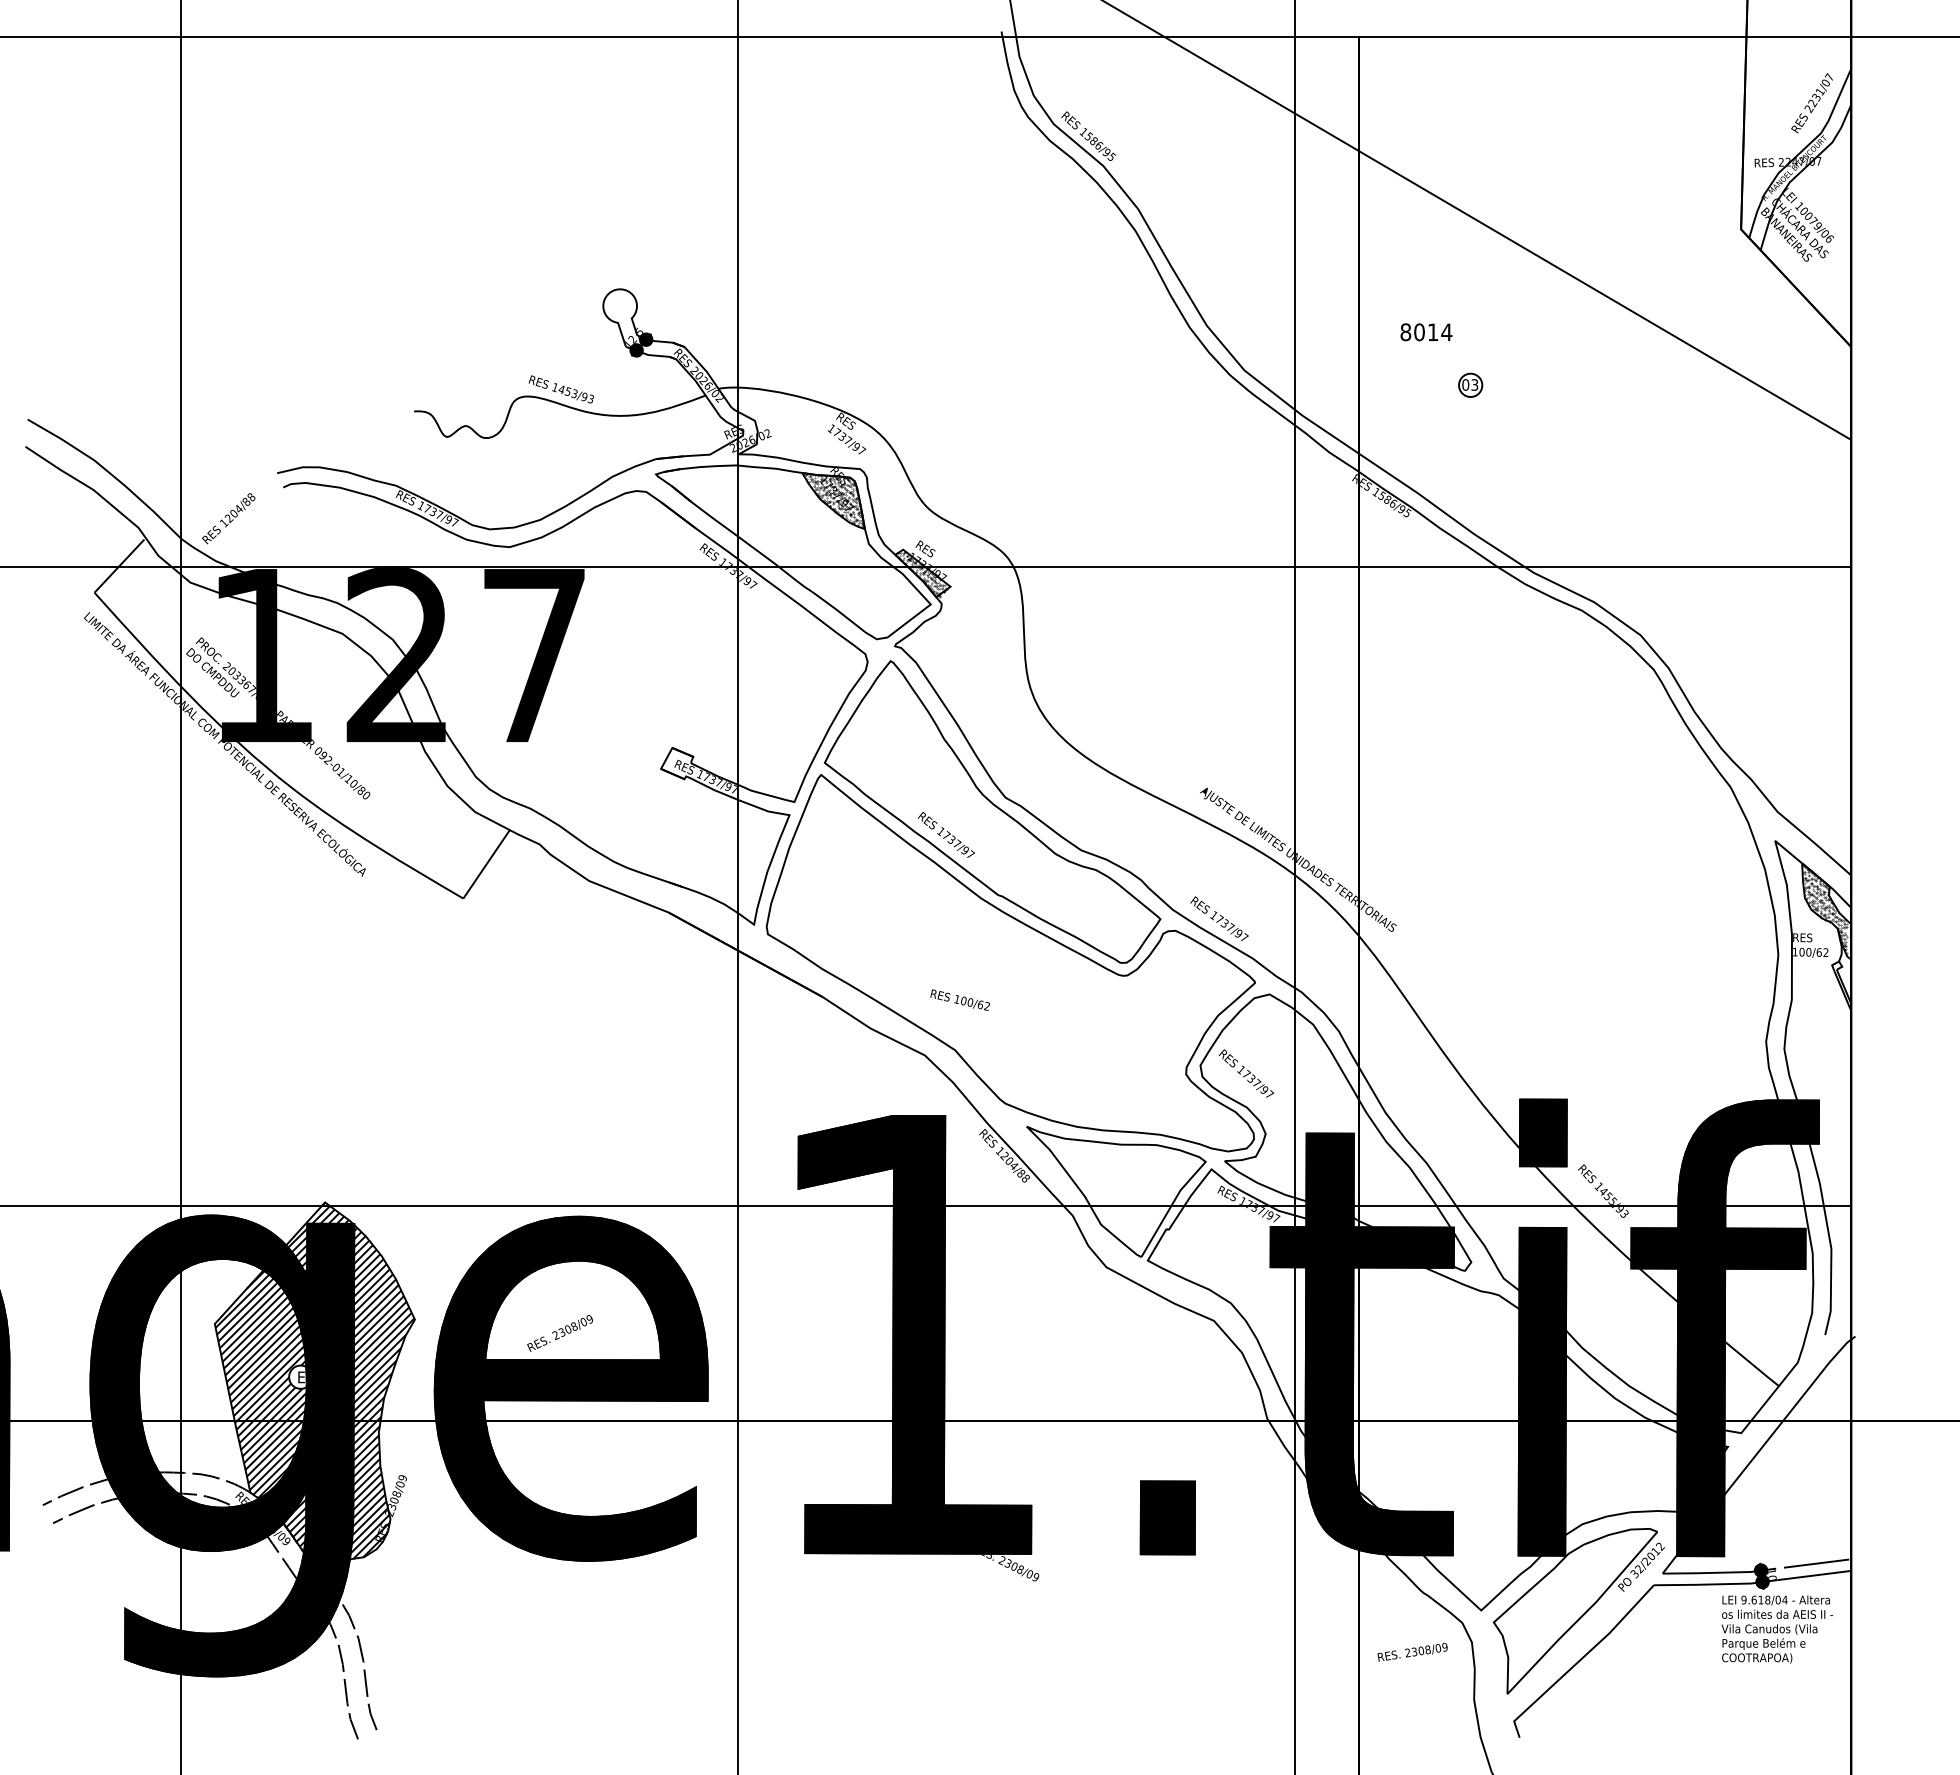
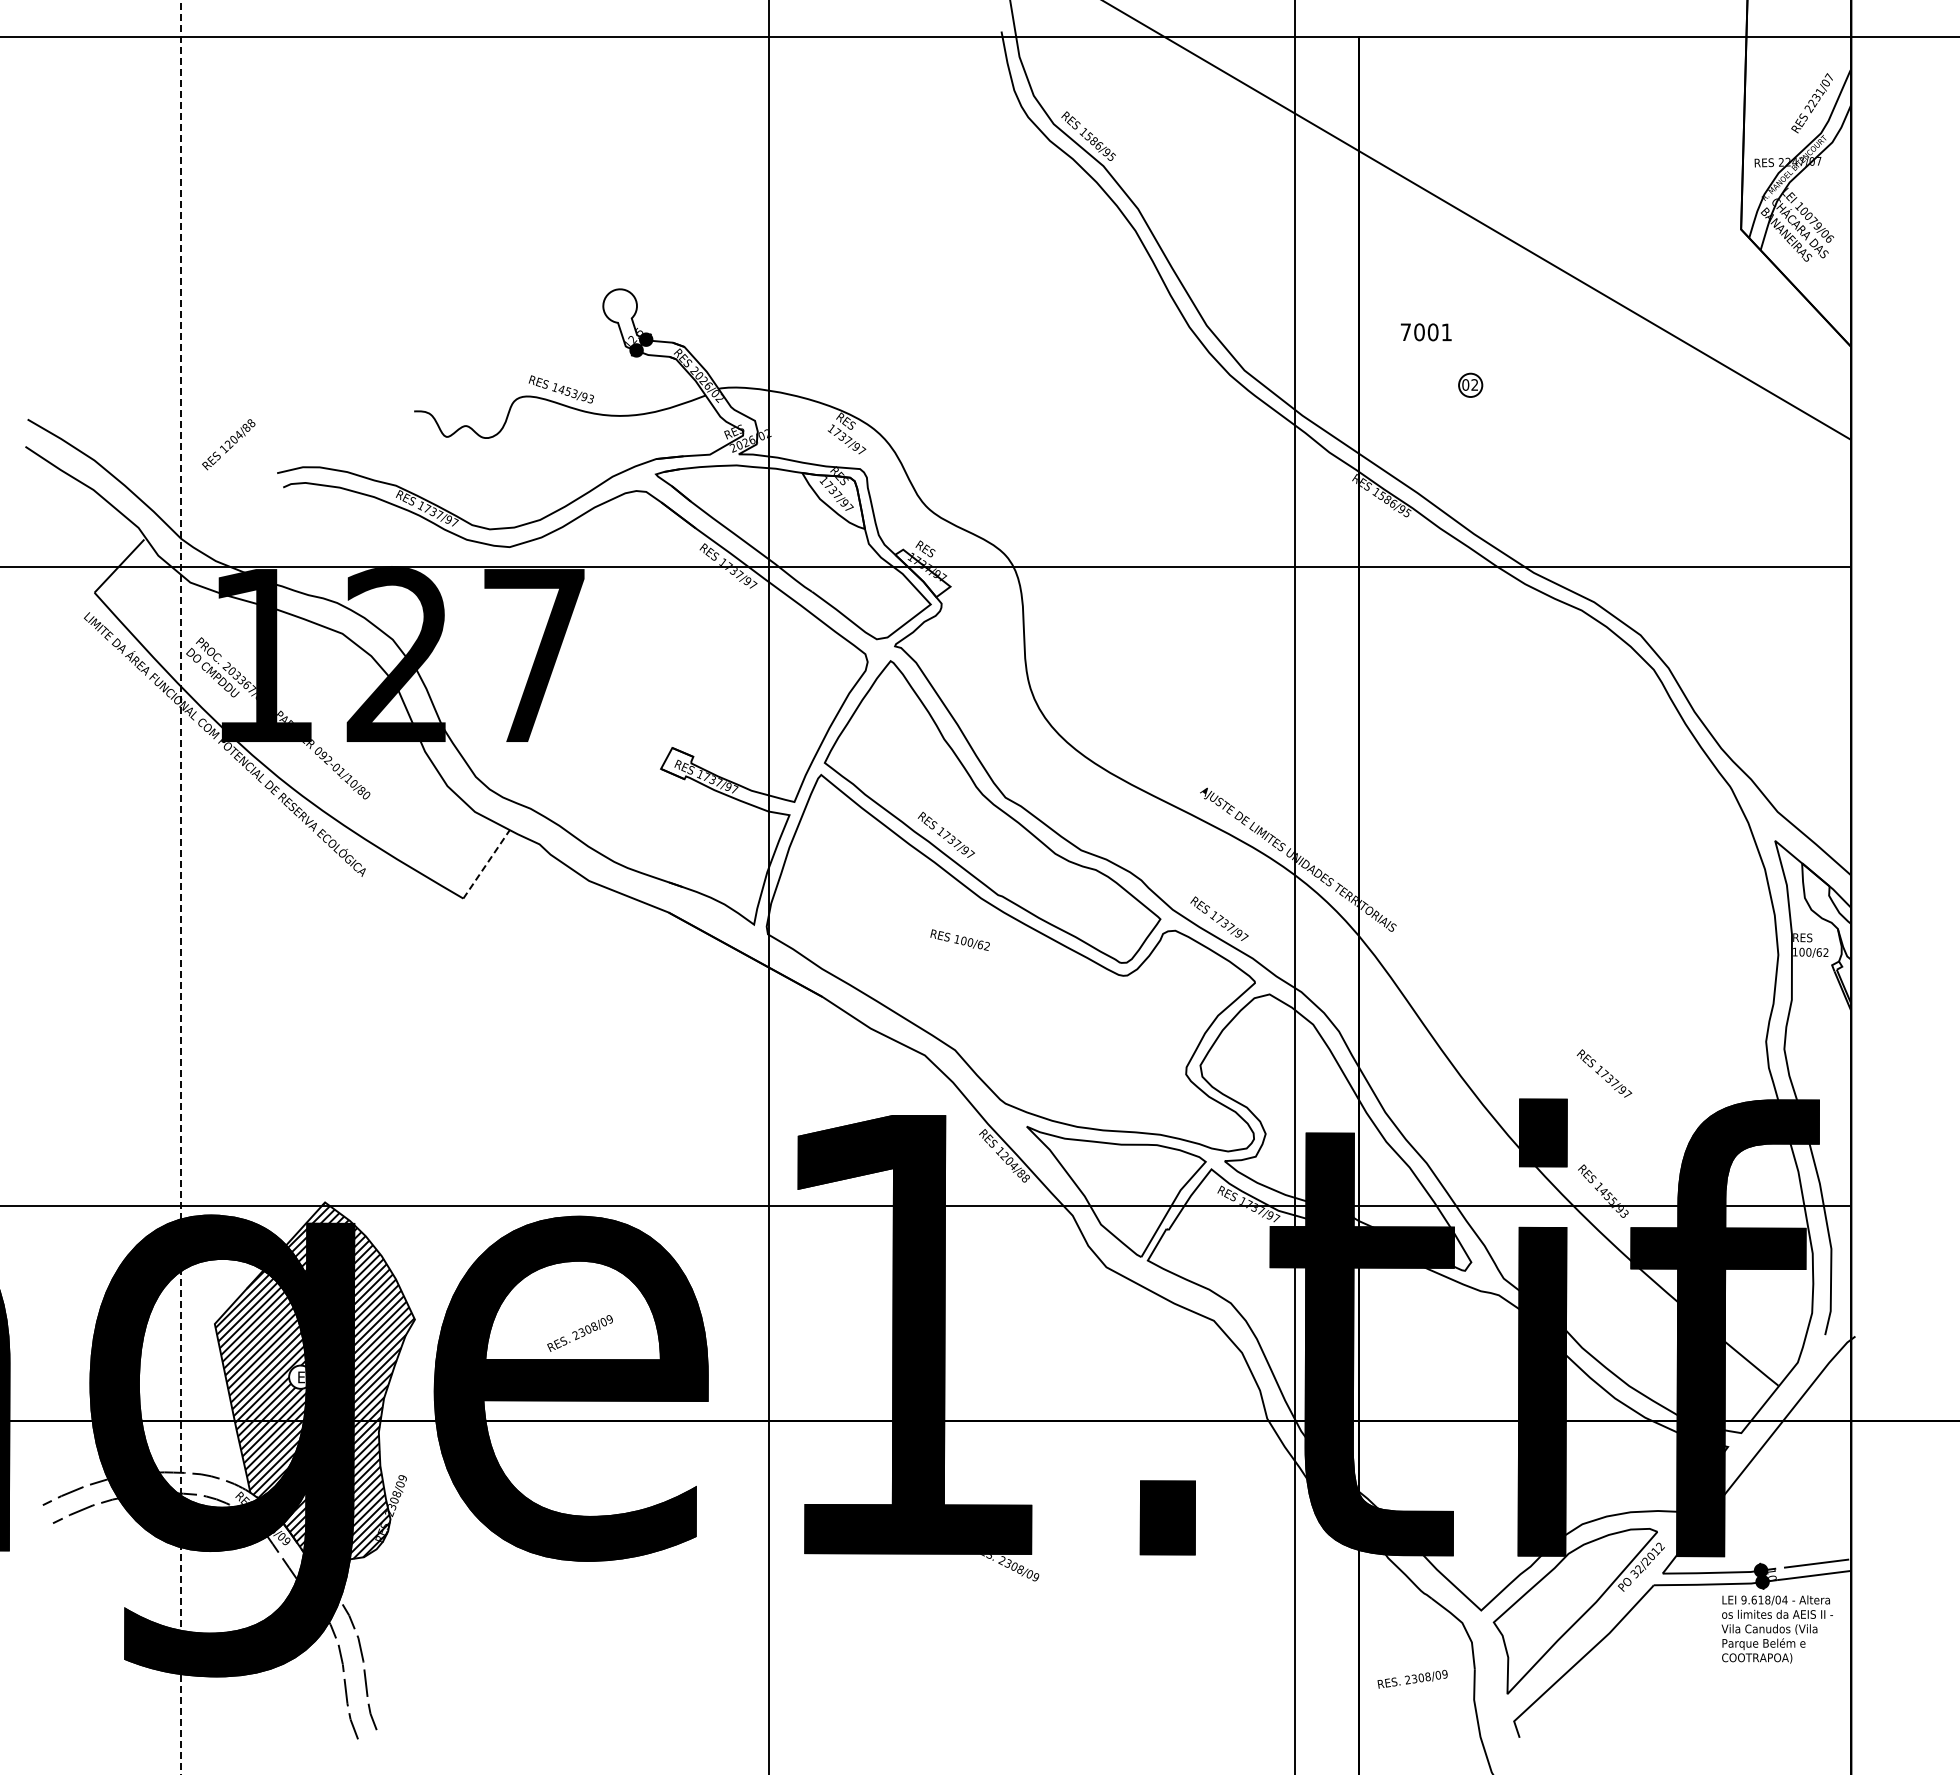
text: 8014 -> 7001 (1426, 332)
text: 03 -> 02 (1474, 384)
hatch: present -> none (834, 500)
text position: (228, 518) -> (228, 444) (228, 444)
hatch: present -> none (922, 574)
line: solid -> dashed (486, 863)
line position: (737, 886) -> (768, 886) (768, 886)
line: solid -> dashed (181, 887)
hatch: present -> none (1824, 908)
text position: (959, 999) -> (959, 939) (959, 939)
text position: (1246, 1073) -> (1604, 1073) (1604, 1073)
text position: (559, 1333) -> (579, 1333) (579, 1333)
text position: (1412, 1651) -> (1412, 1678) (1412, 1678)
